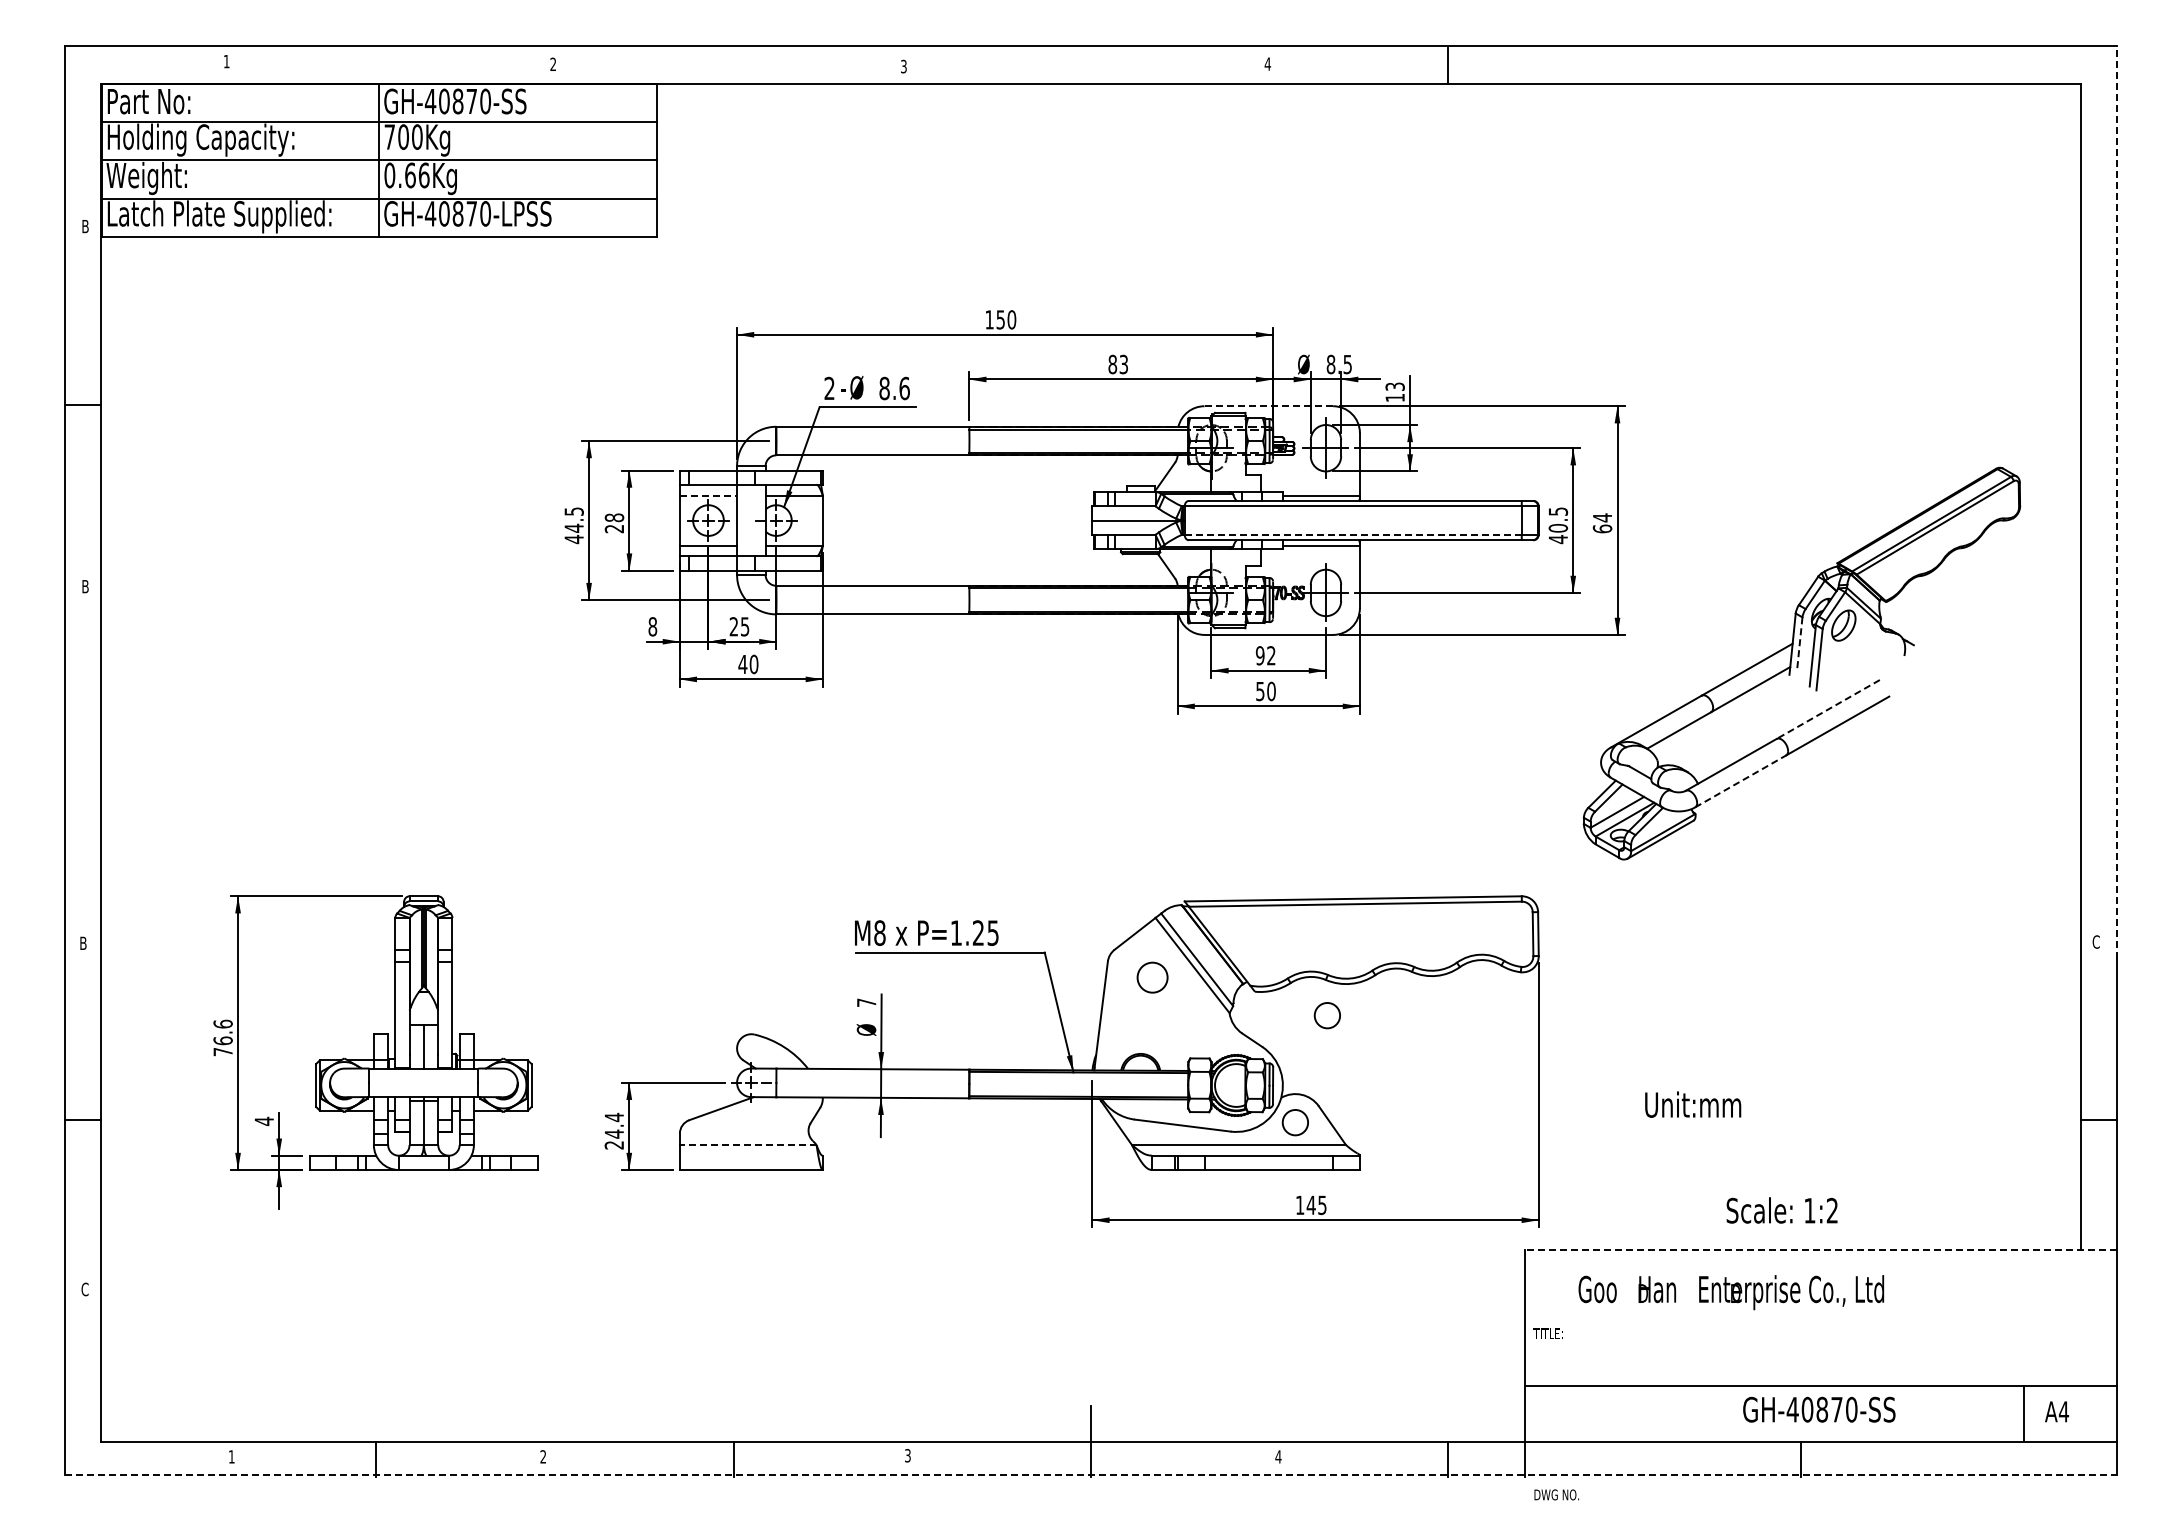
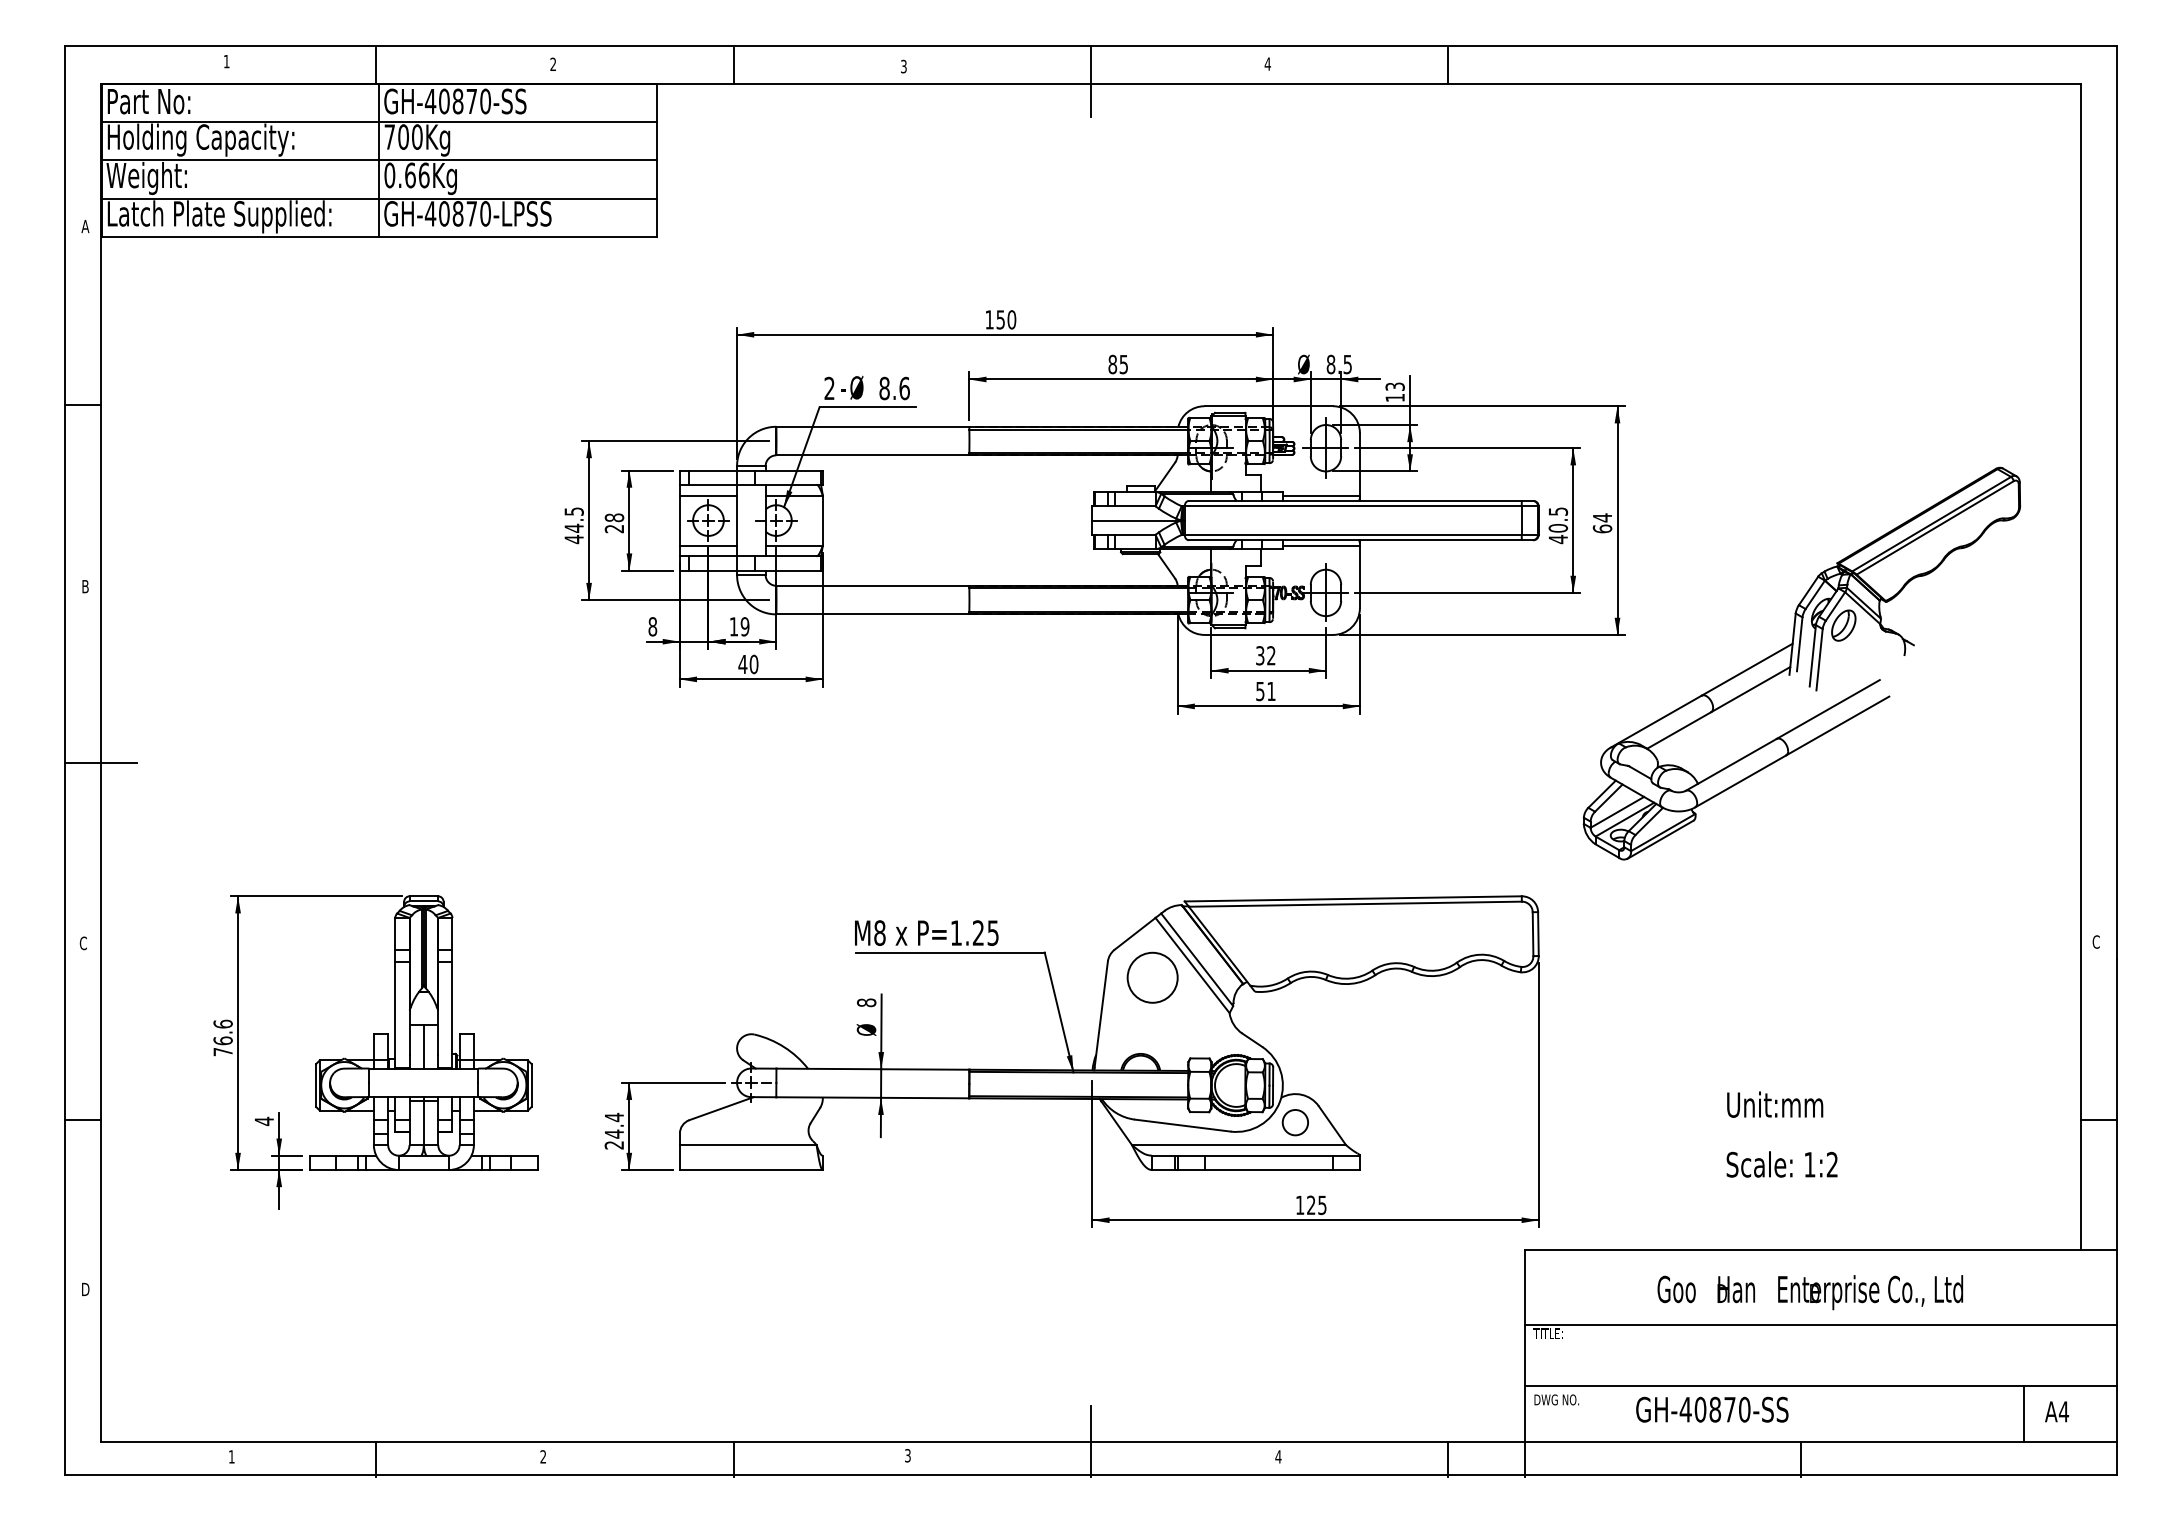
line: none -> present (376, 65)
line: none -> present (733, 65)
line: none -> present (1091, 81)
text: B -> A (85, 226)
text: 83 -> 85 (1123, 363)
line: dashed -> solid (1269, 406)
line: dashed -> solid (708, 495)
line: dashed -> solid (2116, 501)
line: dashed -> solid (1353, 534)
text: 25 -> 19 (739, 626)
line: dashed -> solid (1799, 644)
text: 92 -> 32 (1259, 655)
text: 50 -> 51 (1271, 691)
line: dashed -> solid (1827, 709)
line: none -> present (100, 762)
line: dashed -> solid (1741, 781)
text: B -> C (82, 943)
circle size: 33x33 px -> 53x53 px (1152, 977)
text: 7 -> 8 (866, 1002)
circle: present -> none (1326, 1015)
text position: (1693, 1104) -> (1775, 1104) (1775, 1104)
line: dashed -> solid (747, 1145)
text: 145 -> 125 (1310, 1204)
text position: (1781, 1210) -> (1781, 1164) (1781, 1164)
line: dashed -> solid (1820, 1249)
text: C -> D (85, 1289)
text position: (1731, 1292) -> (1810, 1292) (1810, 1292)
line: none -> present (1820, 1325)
text position: (1819, 1409) -> (1712, 1409) (1712, 1409)
line: dashed -> solid (1091, 1474)
text position: (1556, 1494) -> (1556, 1399) (1556, 1399)
